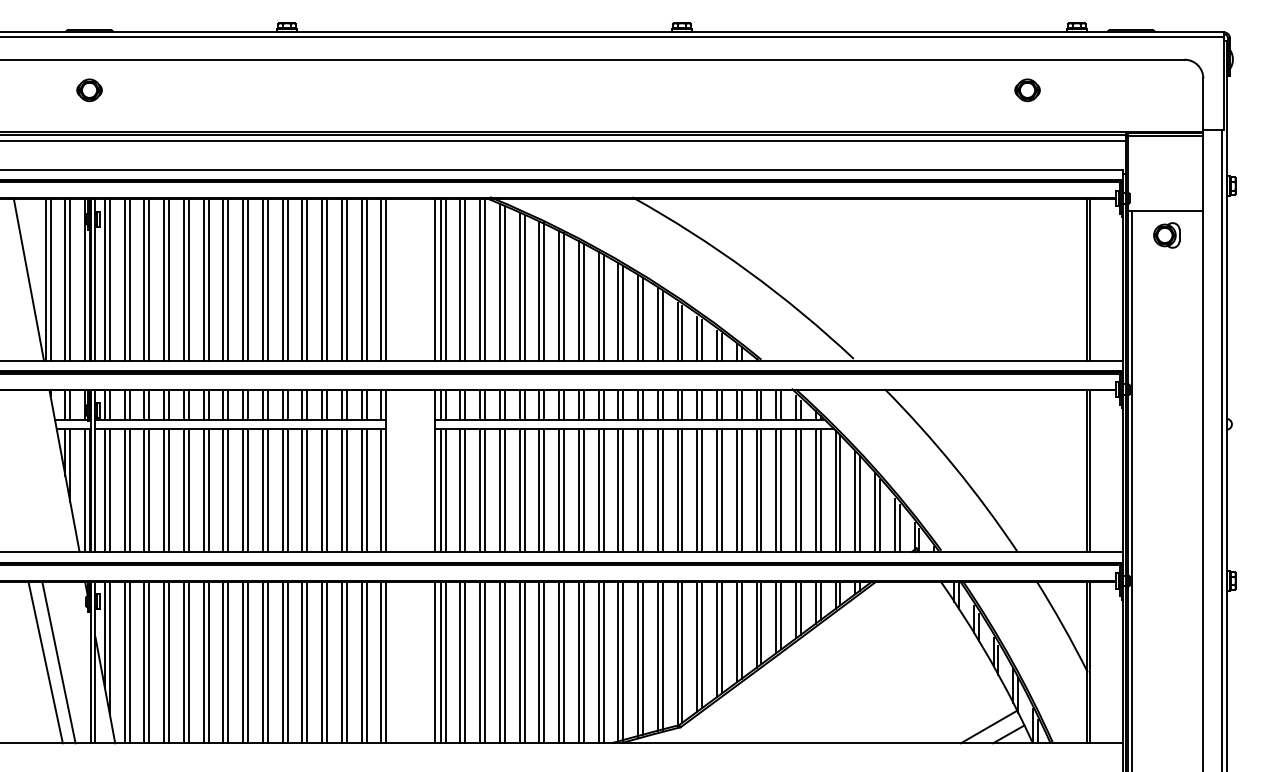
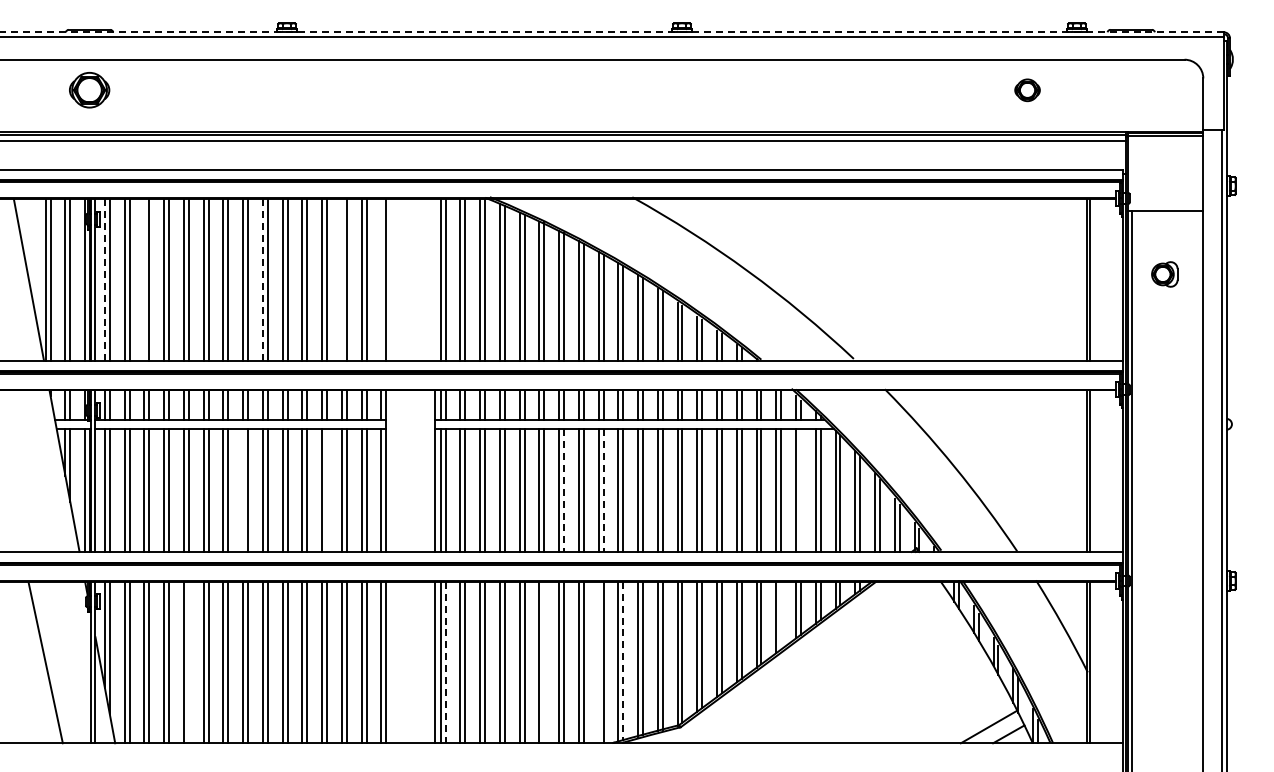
line: solid -> dashed (612, 32)
part size: 27x25 px -> 42x37 px (89, 90)
part position: (1166, 235) -> (1164, 274) (1164, 274)
line: present -> none (144, 279)
line: present -> none (341, 279)
line: present -> none (381, 279)
line: present -> none (435, 279)
line: solid -> dashed (104, 280)
line: solid -> dashed (262, 280)
line: present -> none (243, 490)
line: present -> none (327, 490)
line: solid -> dashed (564, 490)
line: solid -> dashed (603, 490)
line: present -> none (800, 490)
line: present -> none (781, 615)
line: solid -> dashed (623, 661)
line: present -> none (58, 662)
line: present -> none (188, 662)
line: solid -> dashed (445, 662)
line: present -> none (544, 662)
line: present -> none (598, 662)
